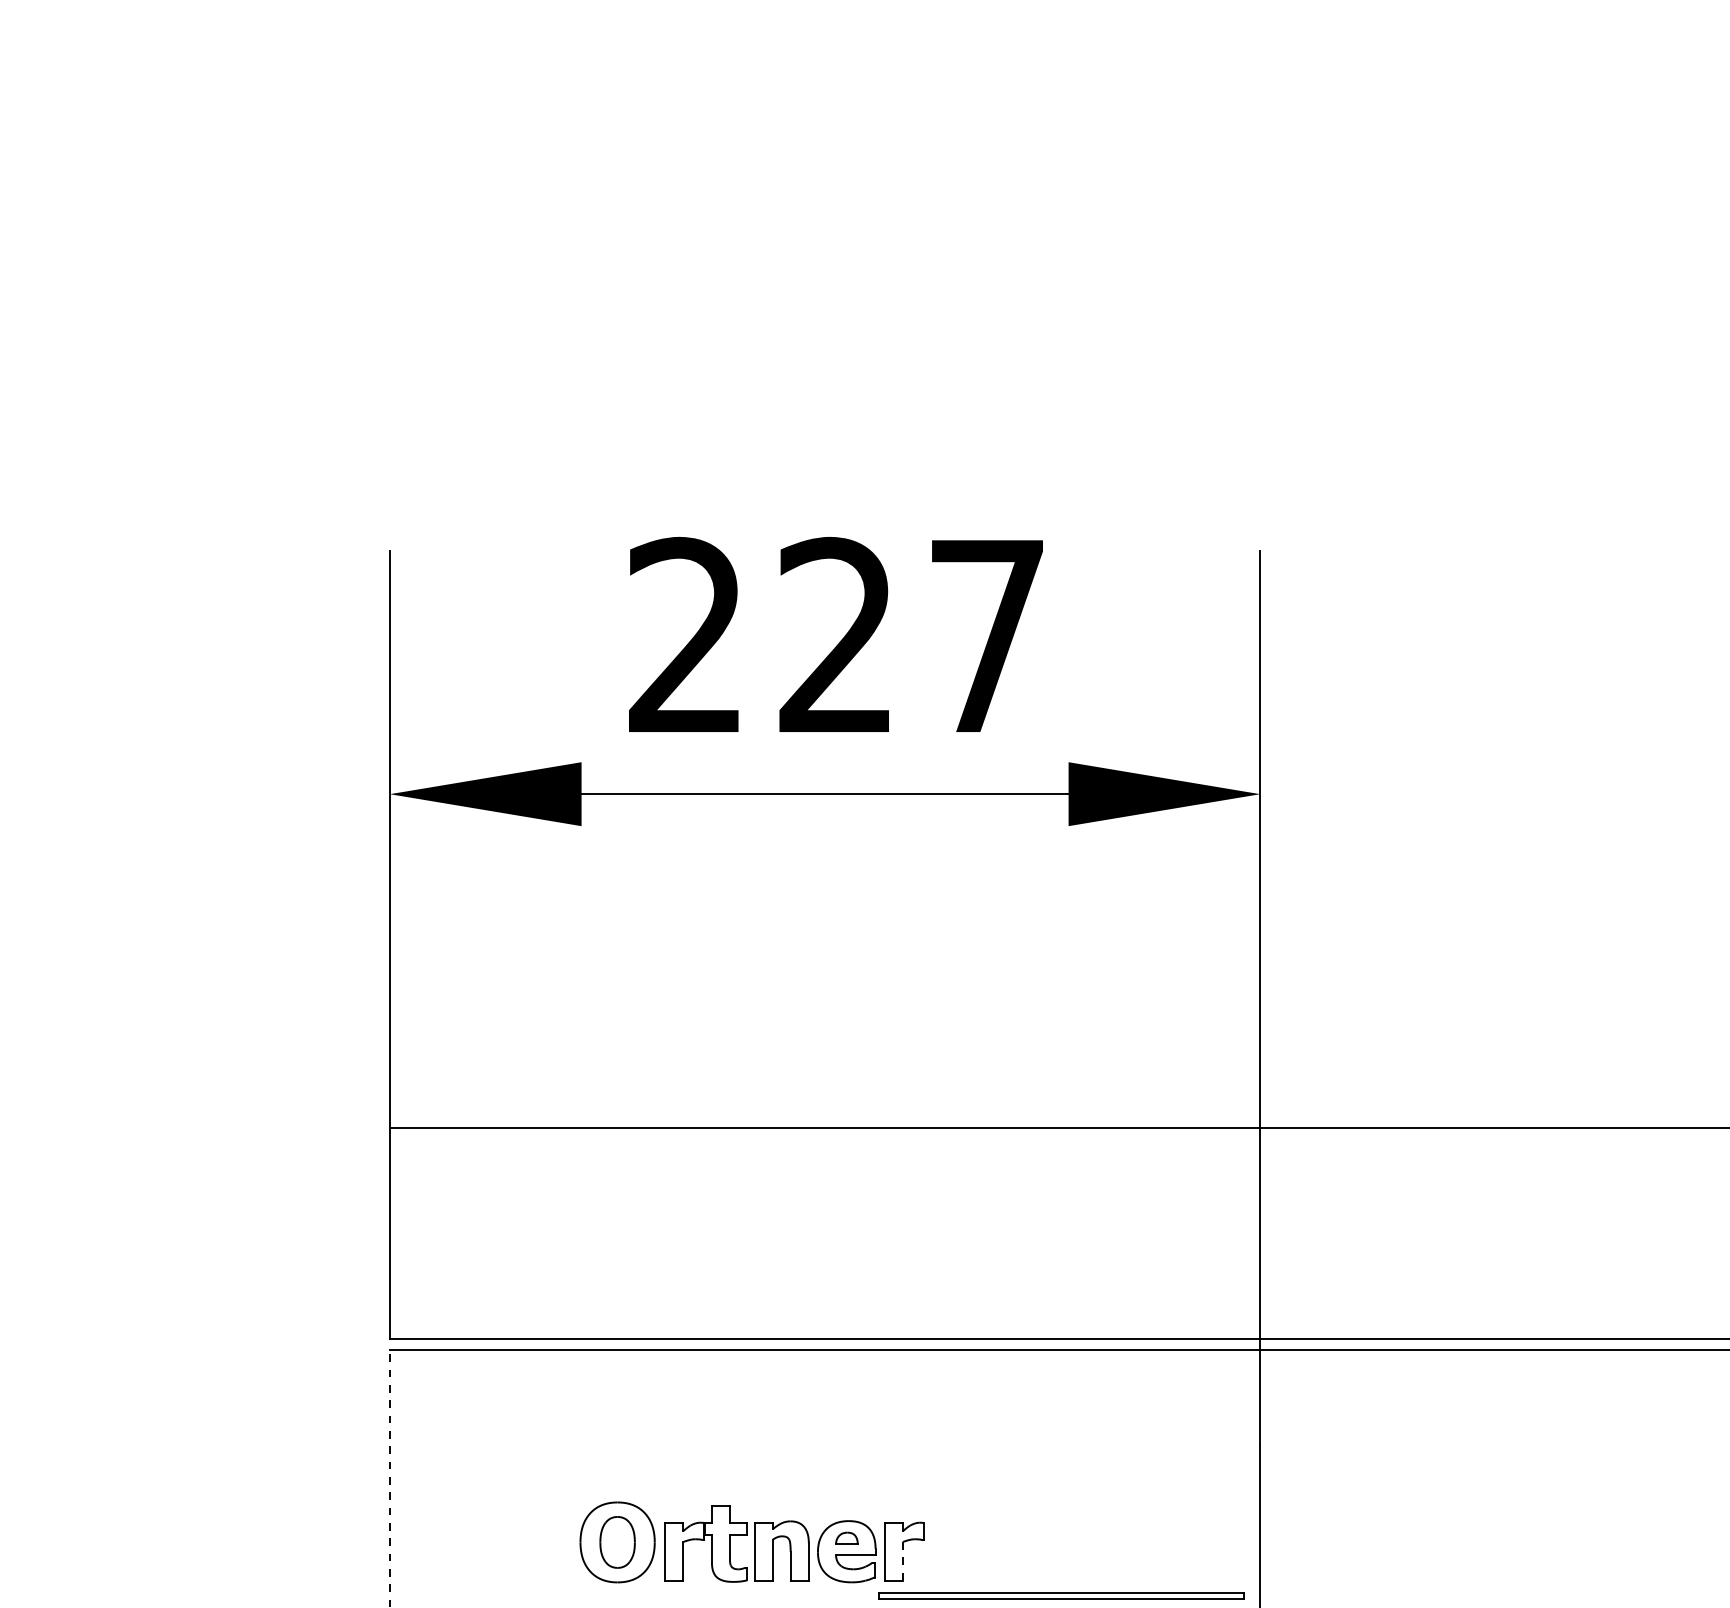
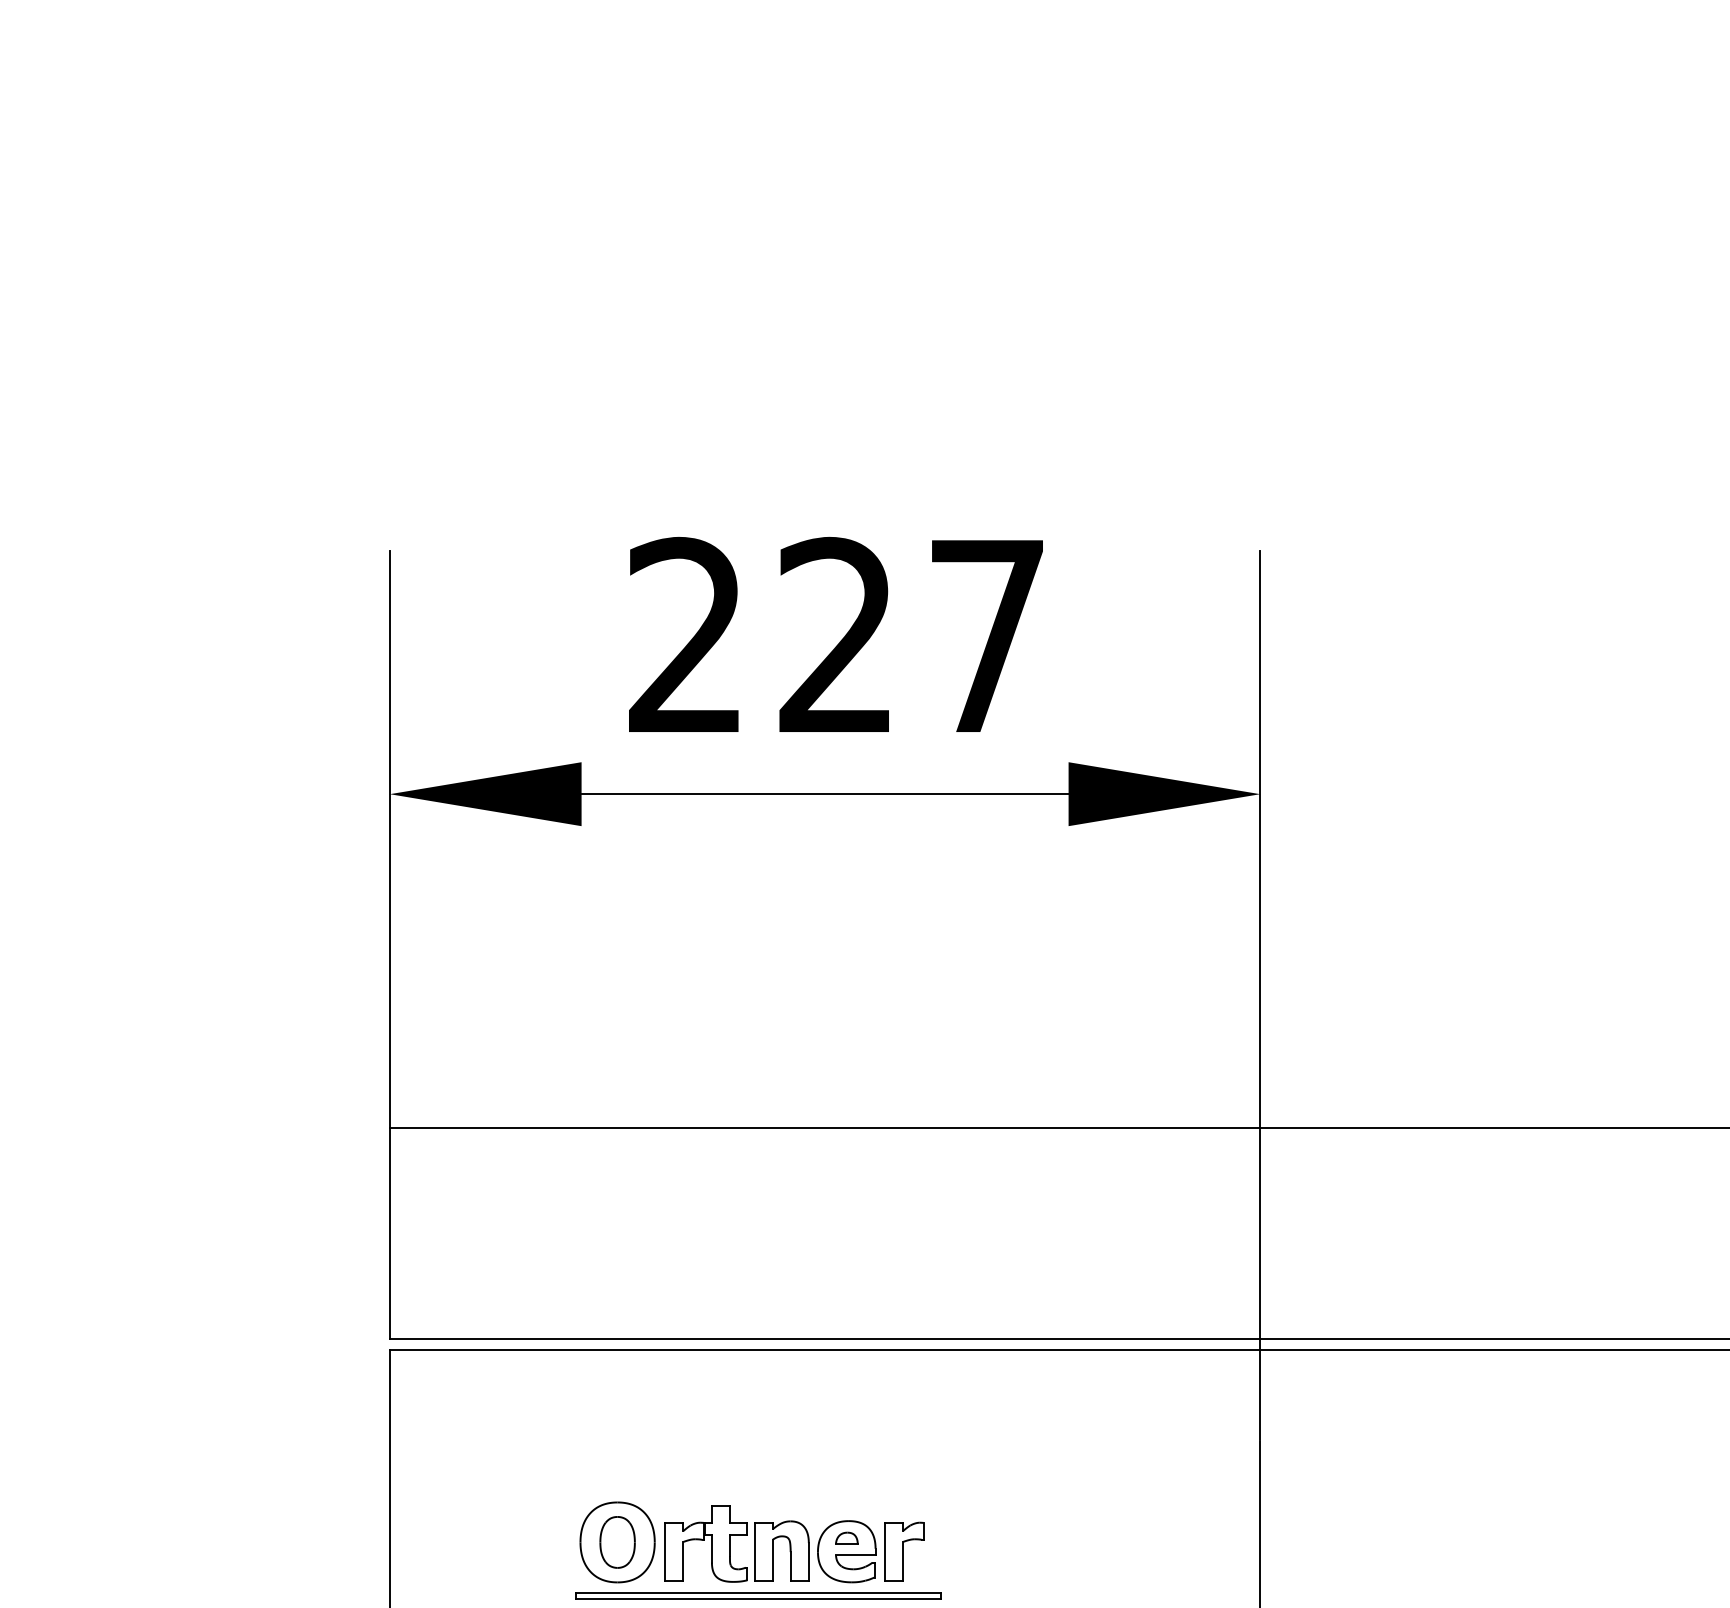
line: dashed -> solid (389, 1478)
line: dashed -> solid (902, 1561)
part position: (1061, 1595) -> (758, 1595) (758, 1595)
